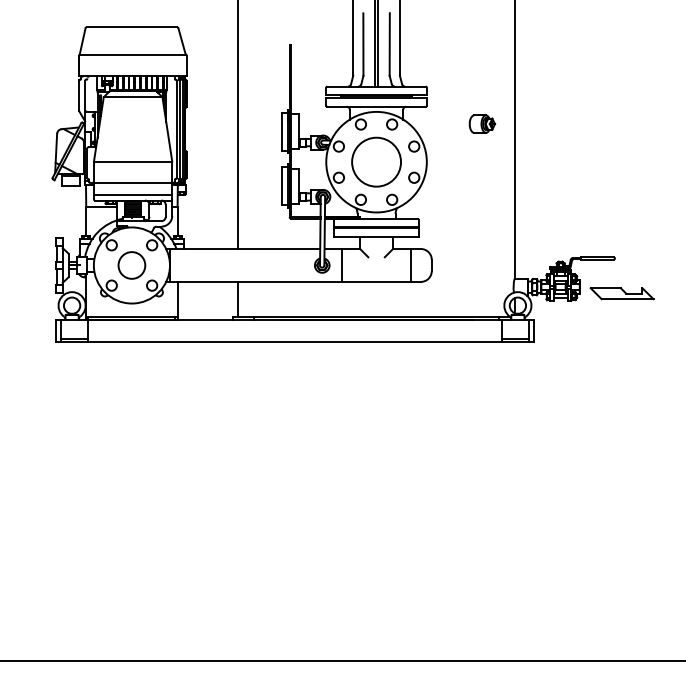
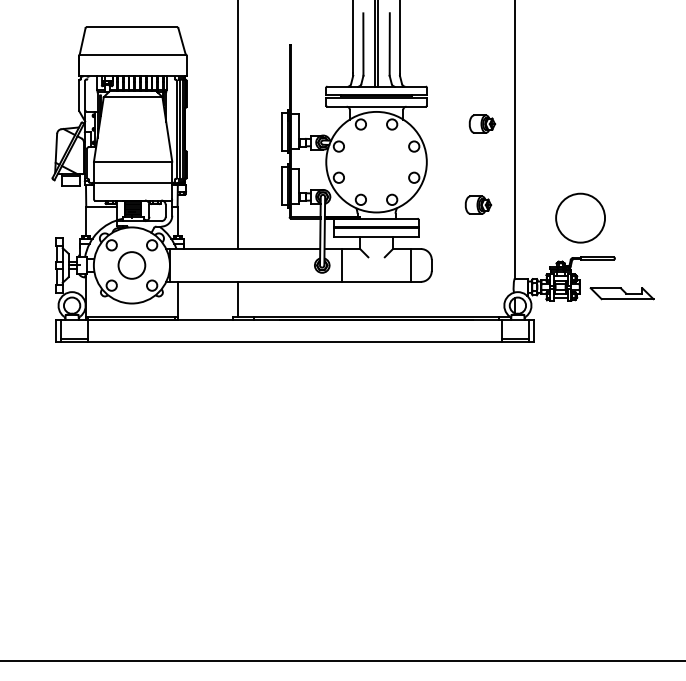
circle position: (376, 161) -> (580, 217) (580, 217)
line: present -> none (132, 195)
part: none -> present (478, 204)
